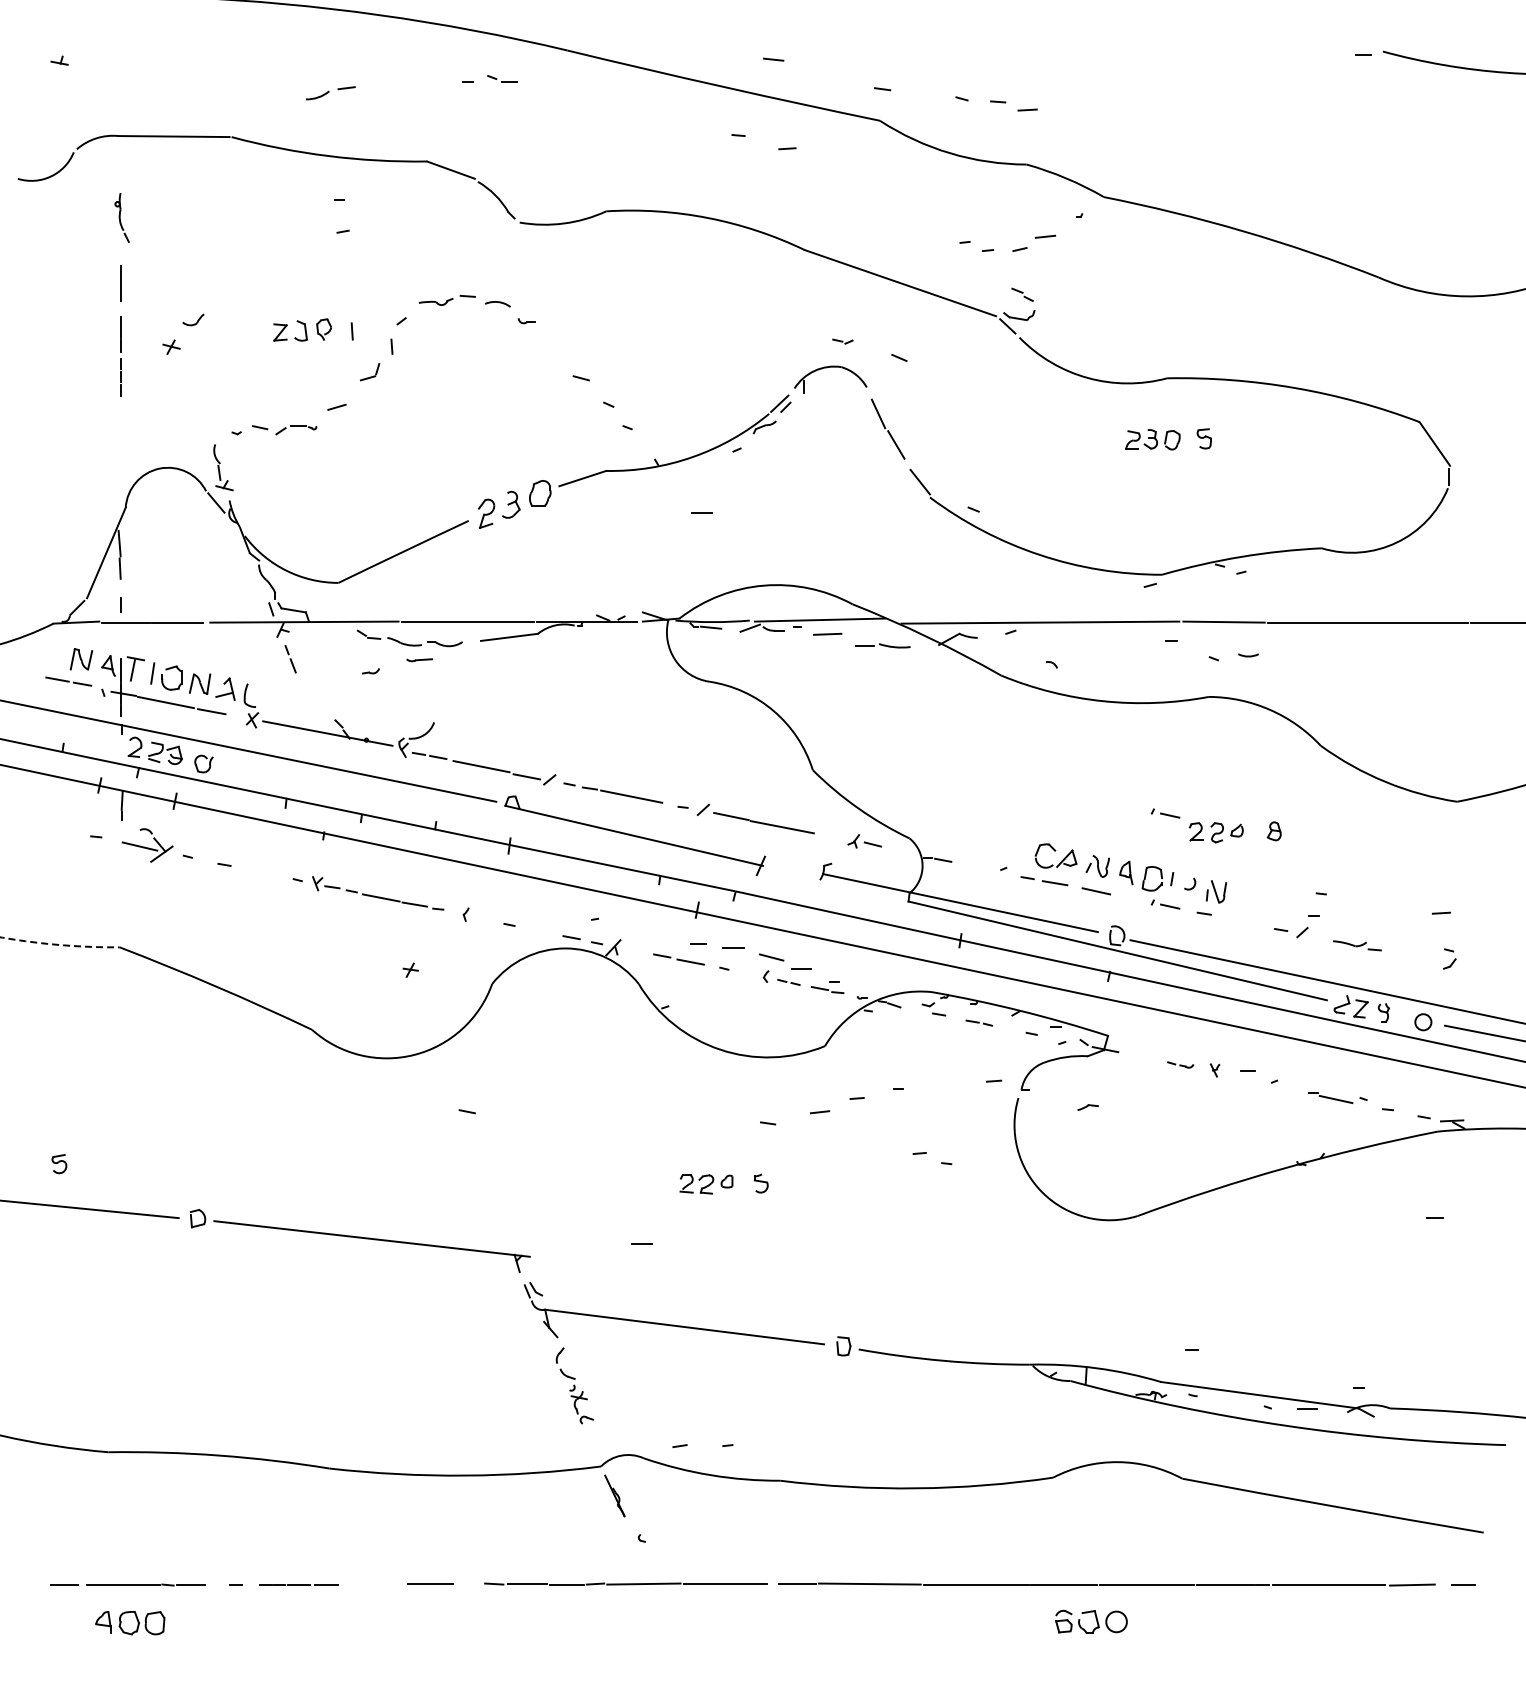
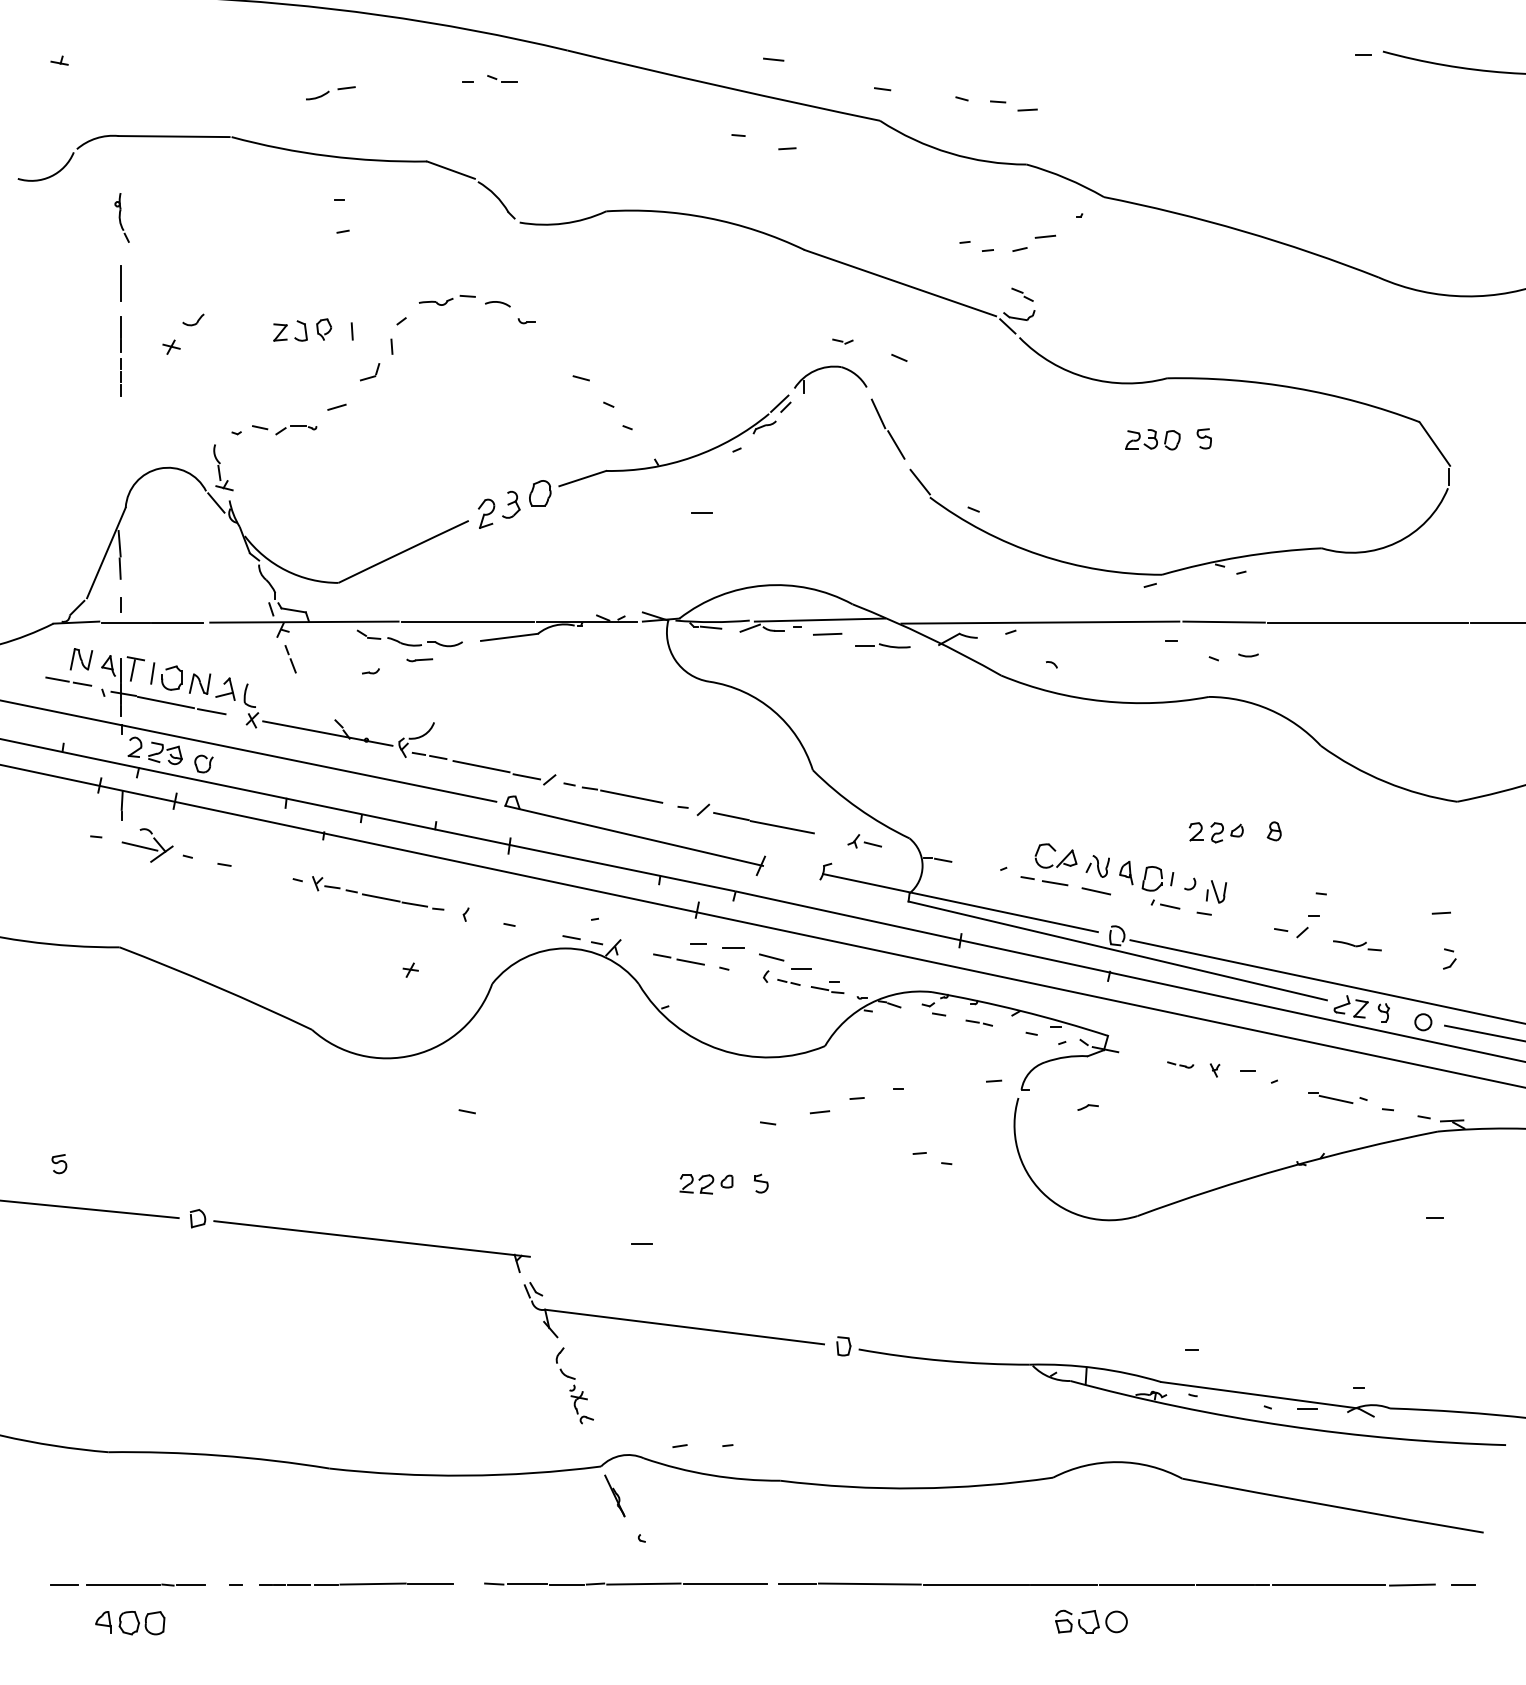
part: present -> none (1165, 813)
arc: dashed -> solid (59, 944)
line: none -> present (372, 1583)
